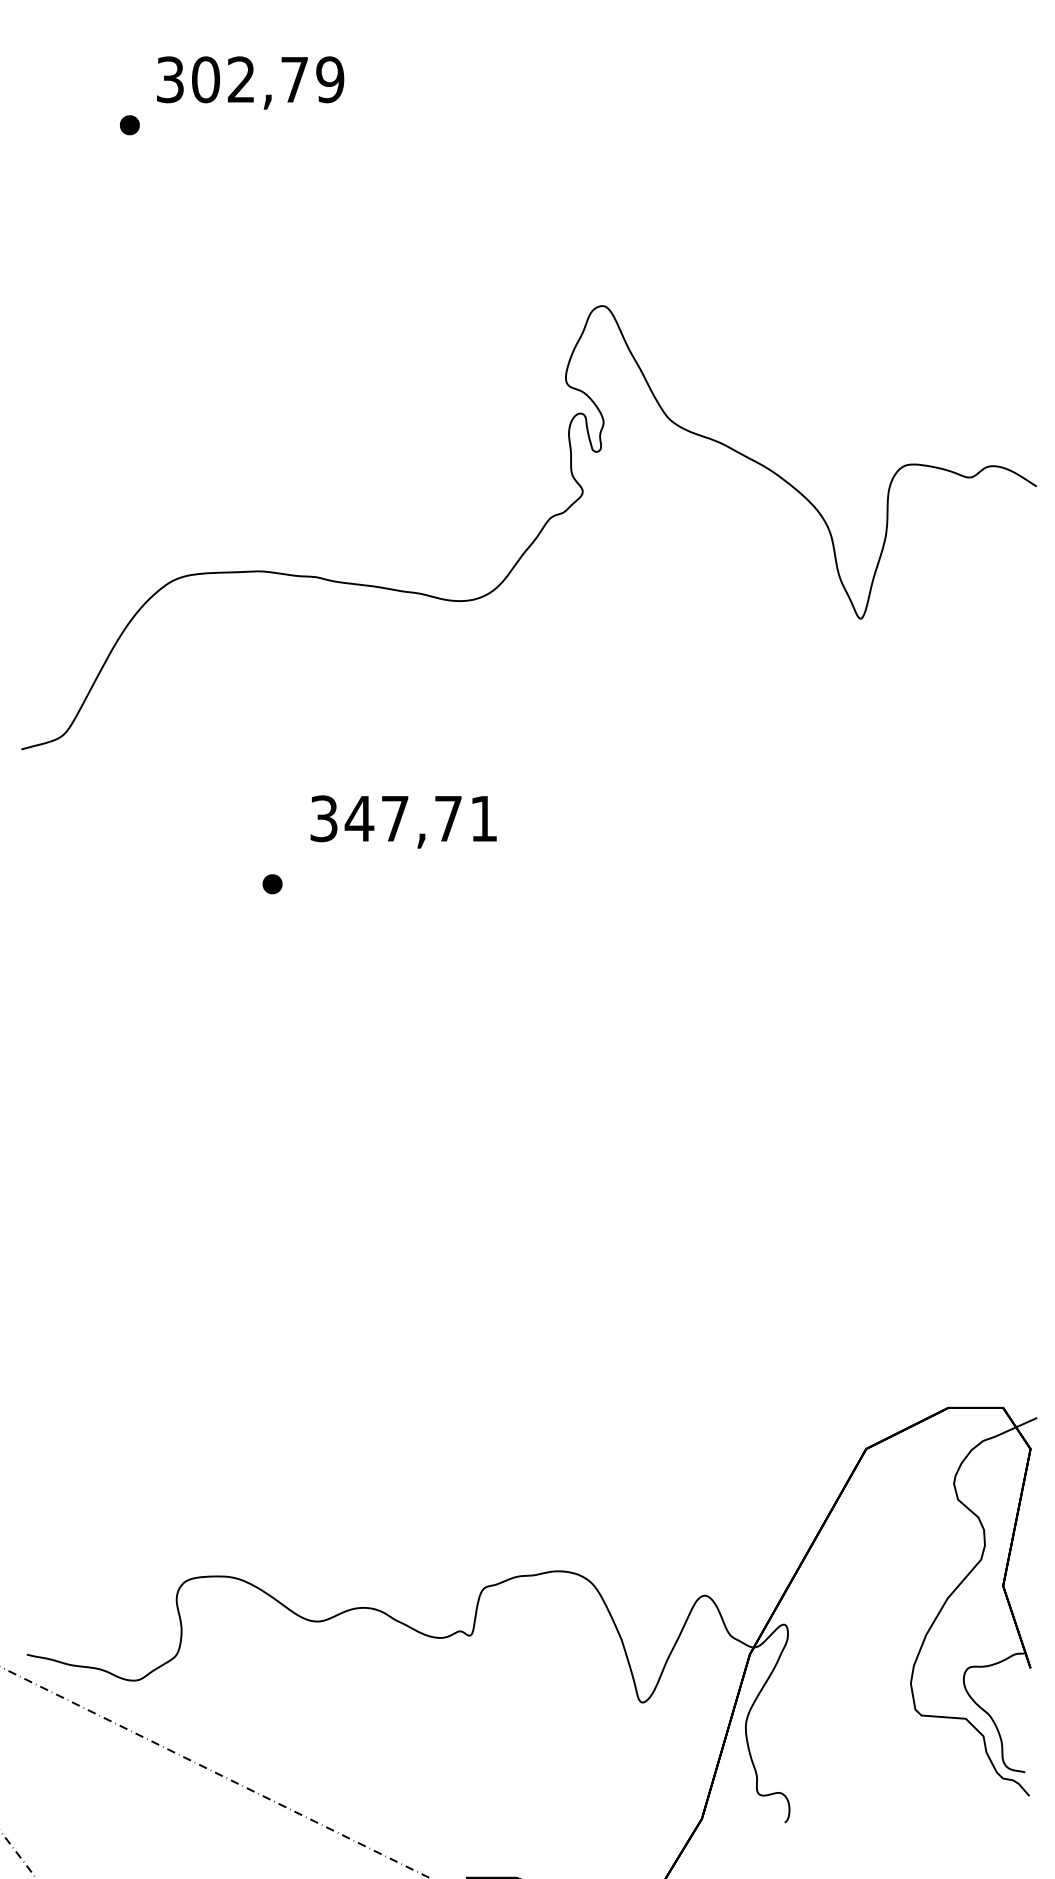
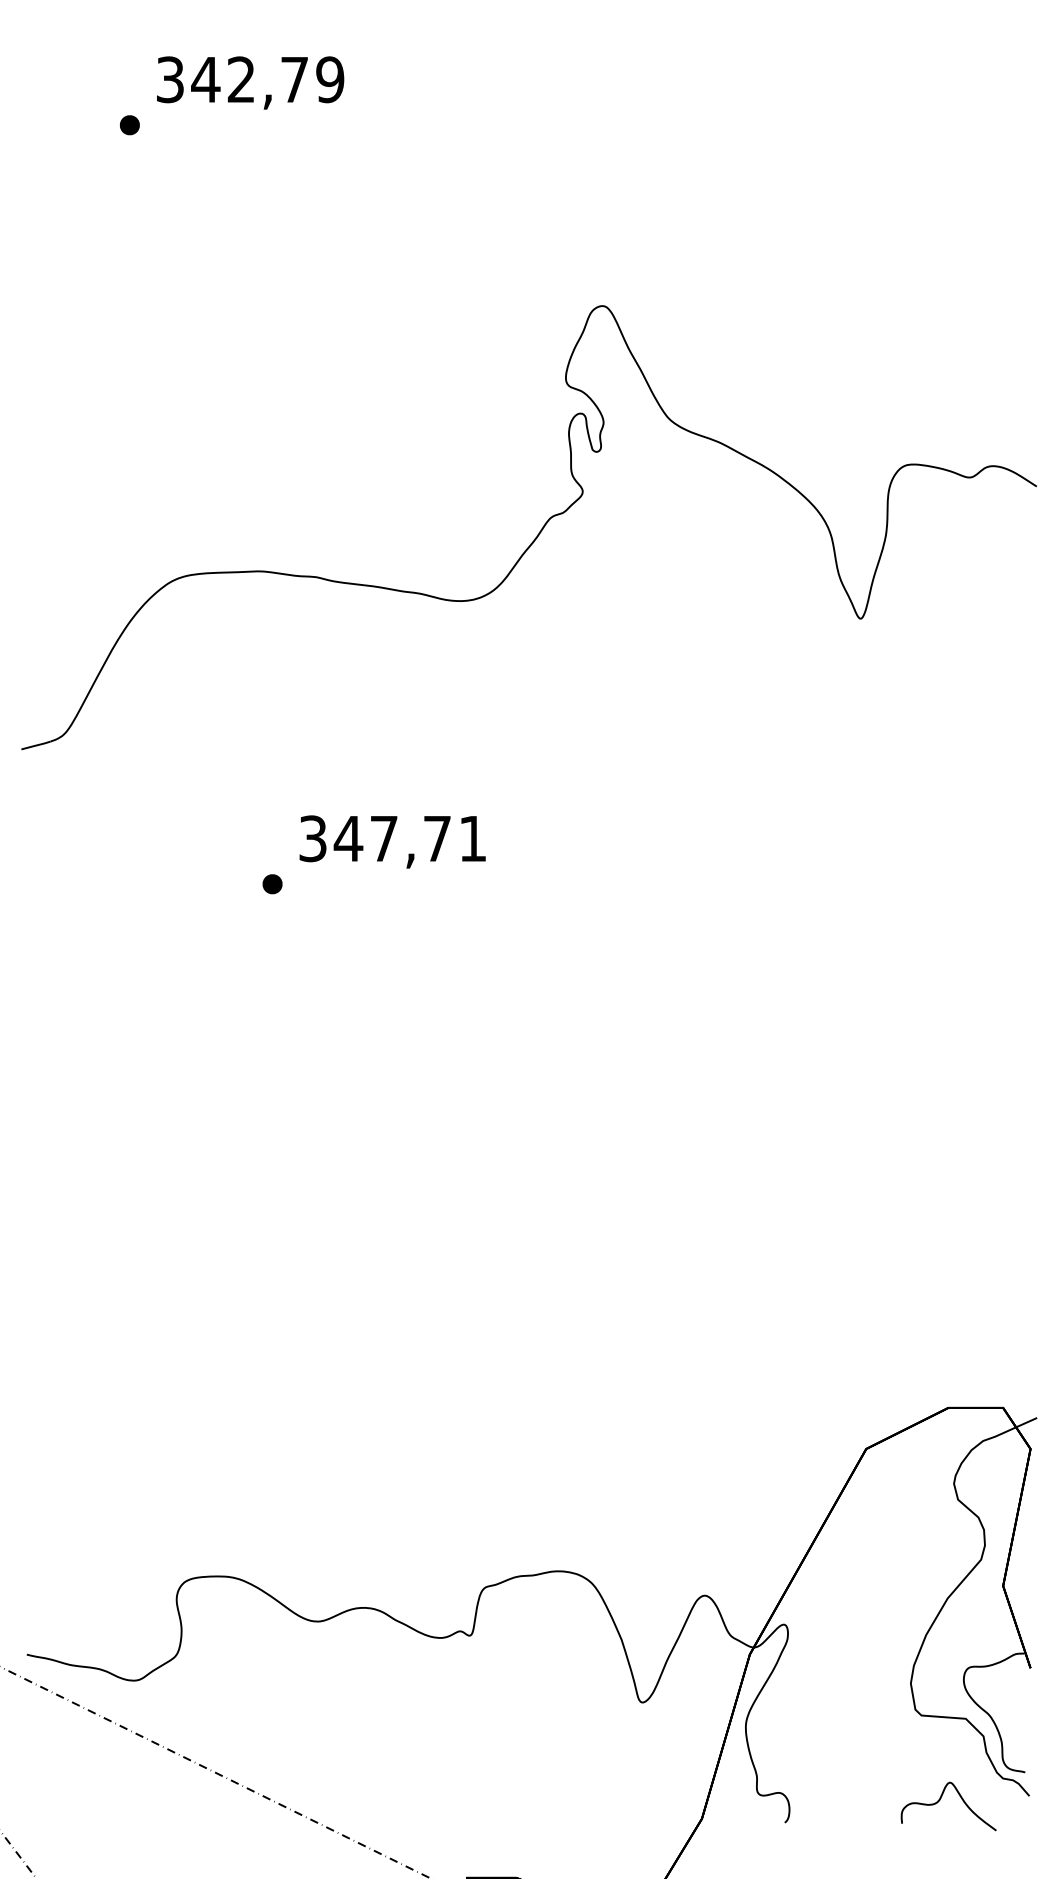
text: 302,79 -> 342,79 (205, 79)
text position: (403, 821) -> (392, 841) (392, 841)
curve: none -> present (940, 1800)
